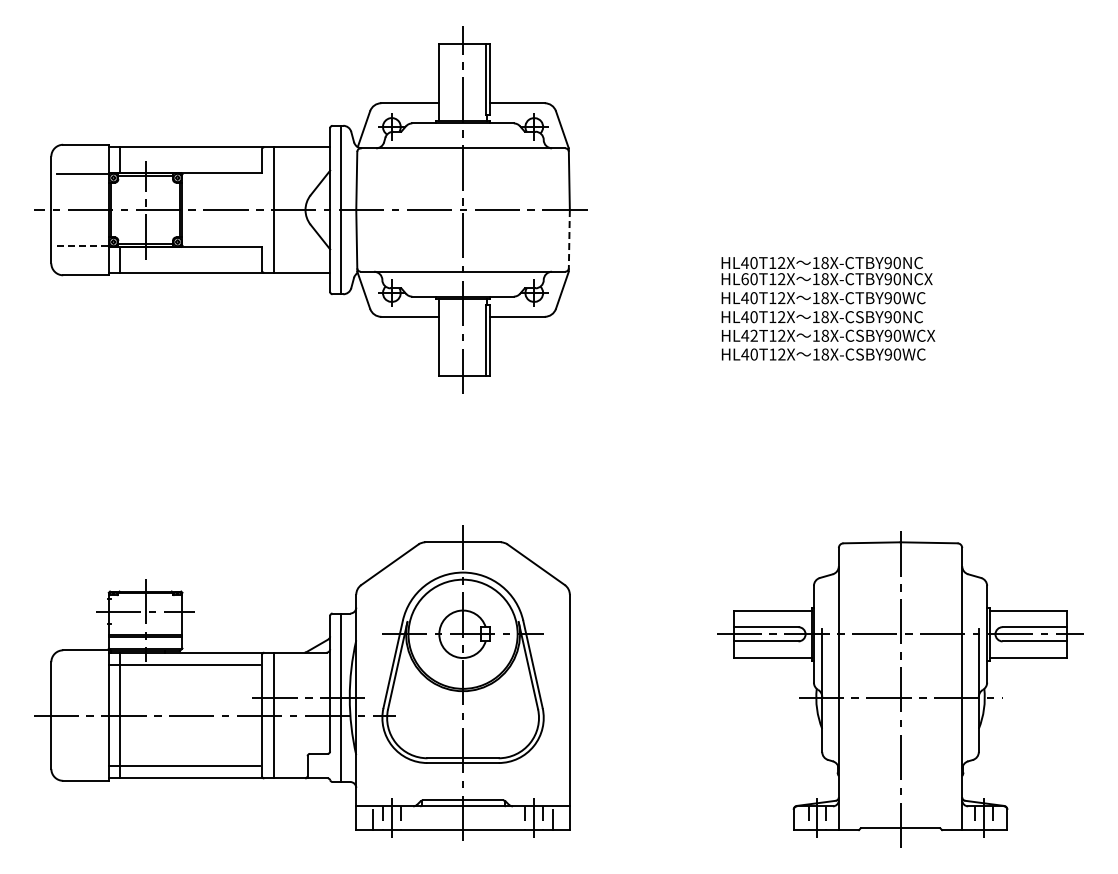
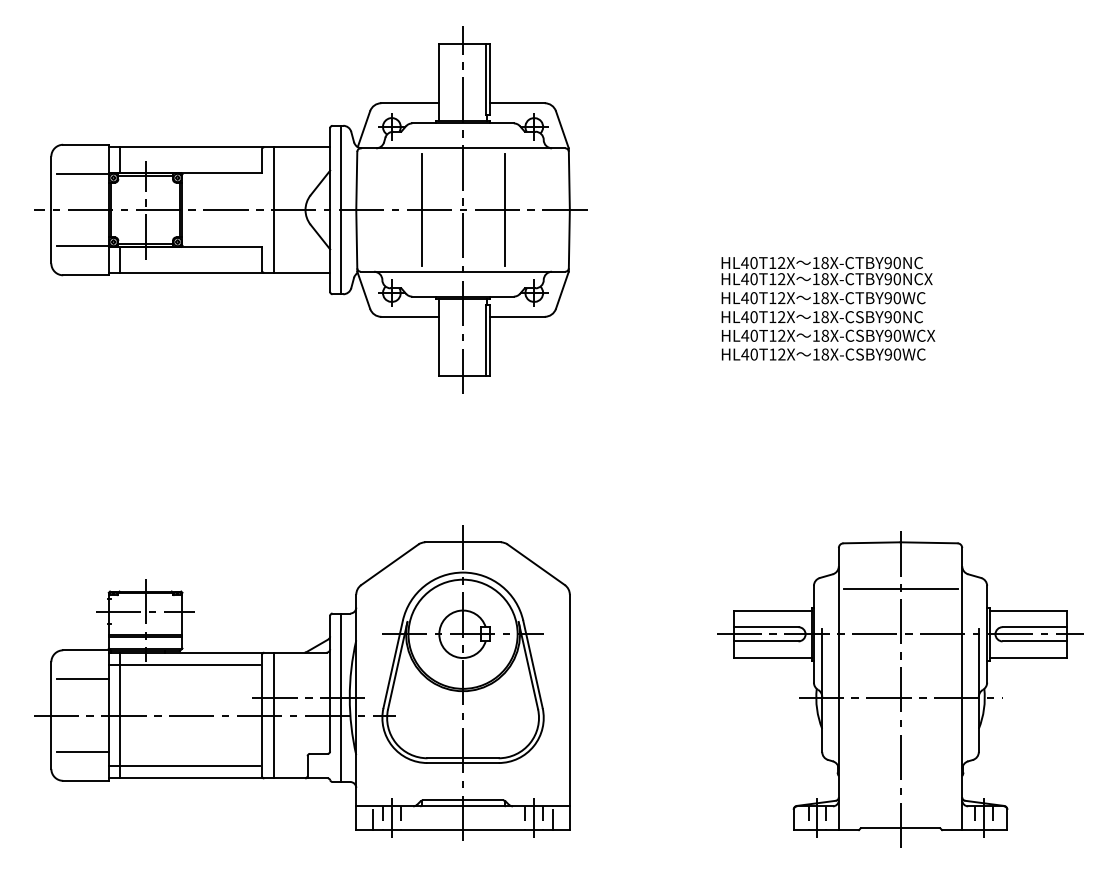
line: none -> present (421, 209)
line: none -> present (504, 209)
line: dashed -> solid (569, 240)
line: dashed -> solid (83, 246)
text: HL60T12X -> HL40T12X (745, 279)
text: HL42T12X -> HL40T12X (753, 335)
line: none -> present (900, 588)
line: none -> present (83, 679)
line: none -> present (83, 751)
